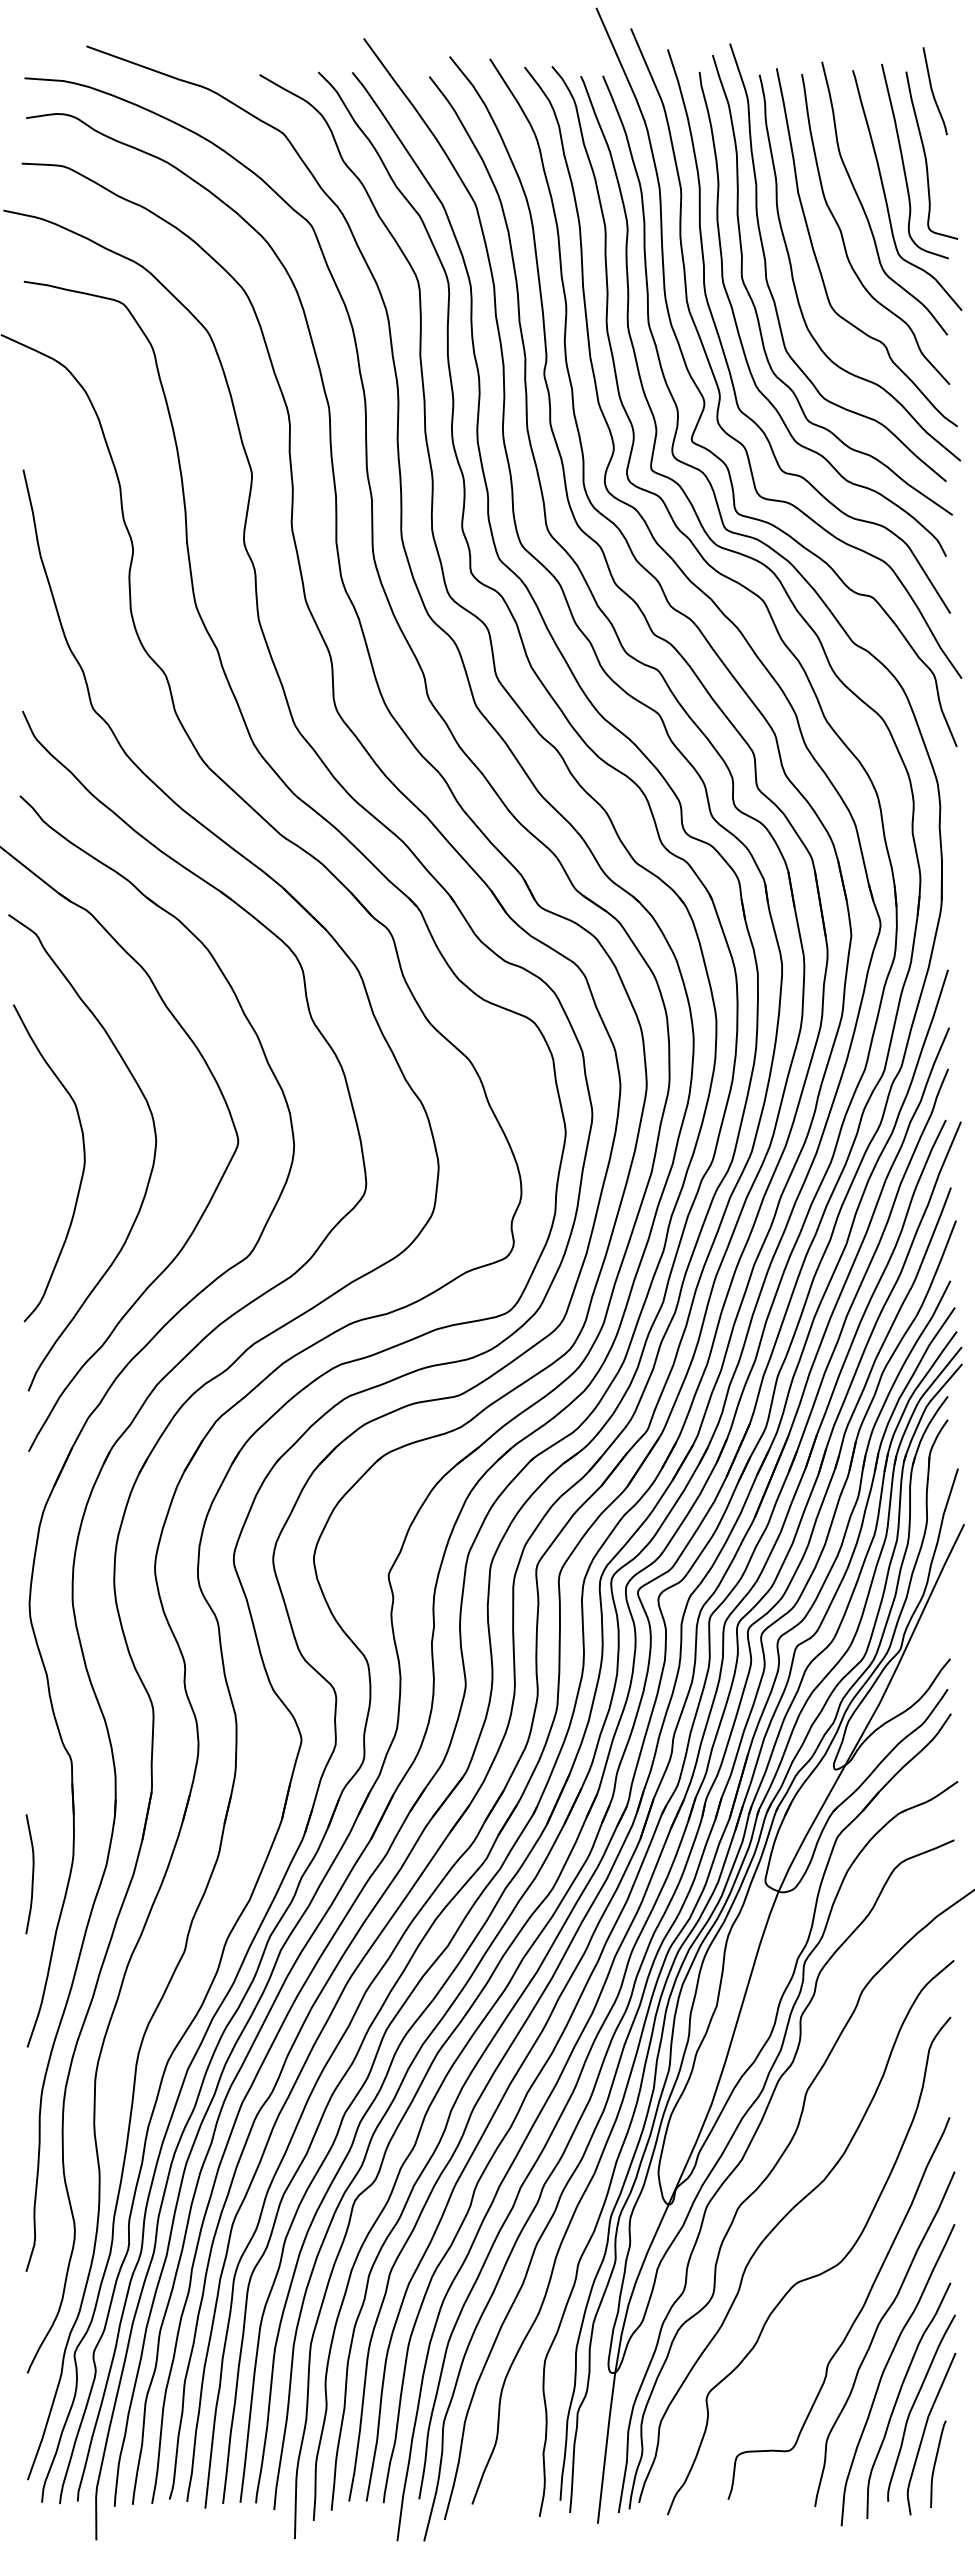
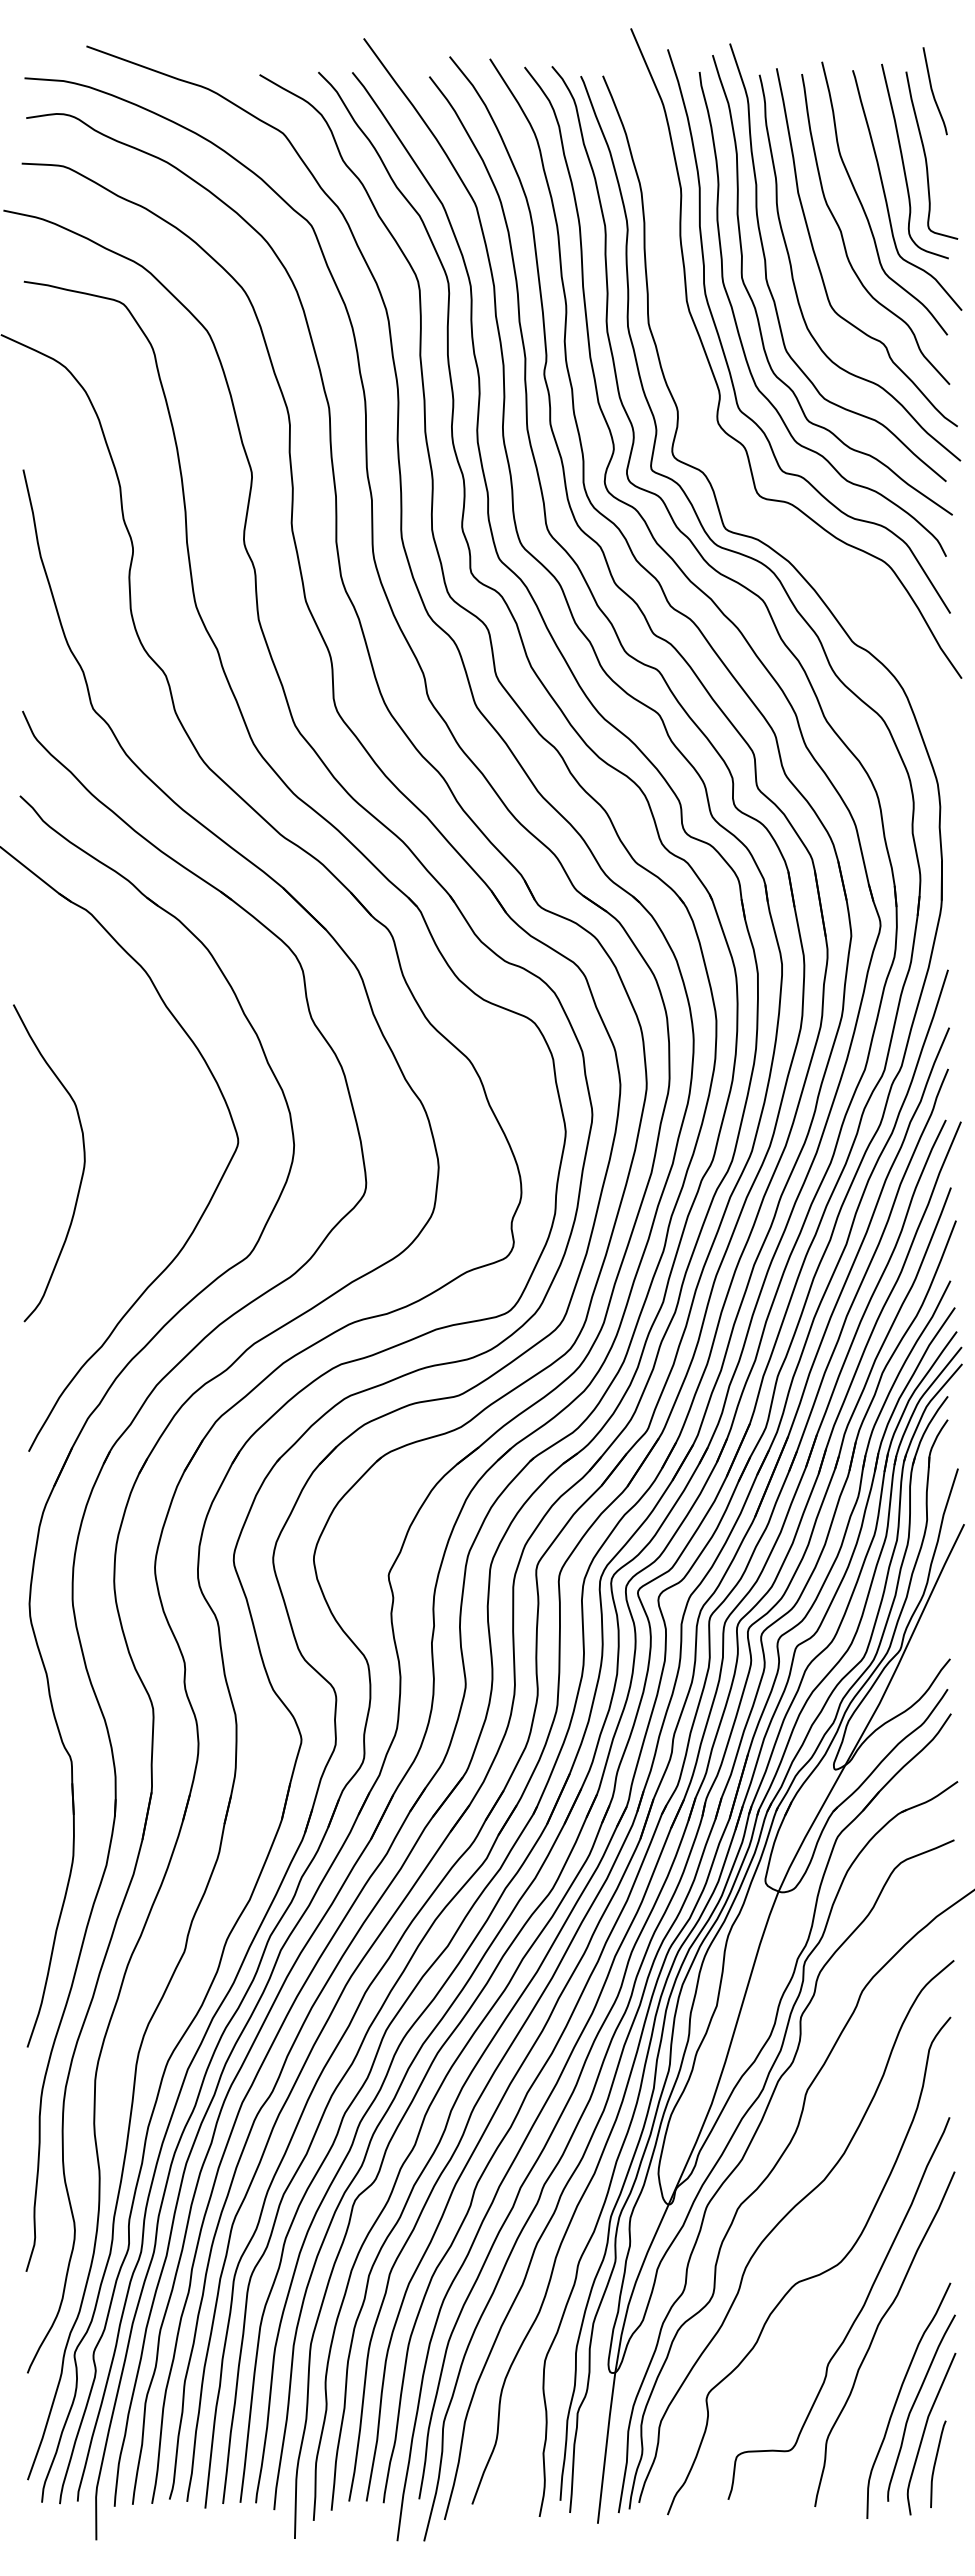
curve: present -> none (705, 401)
curve: present -> none (150, 1171)
curve: present -> none (32, 1874)
curve: present -> none (884, 2372)
